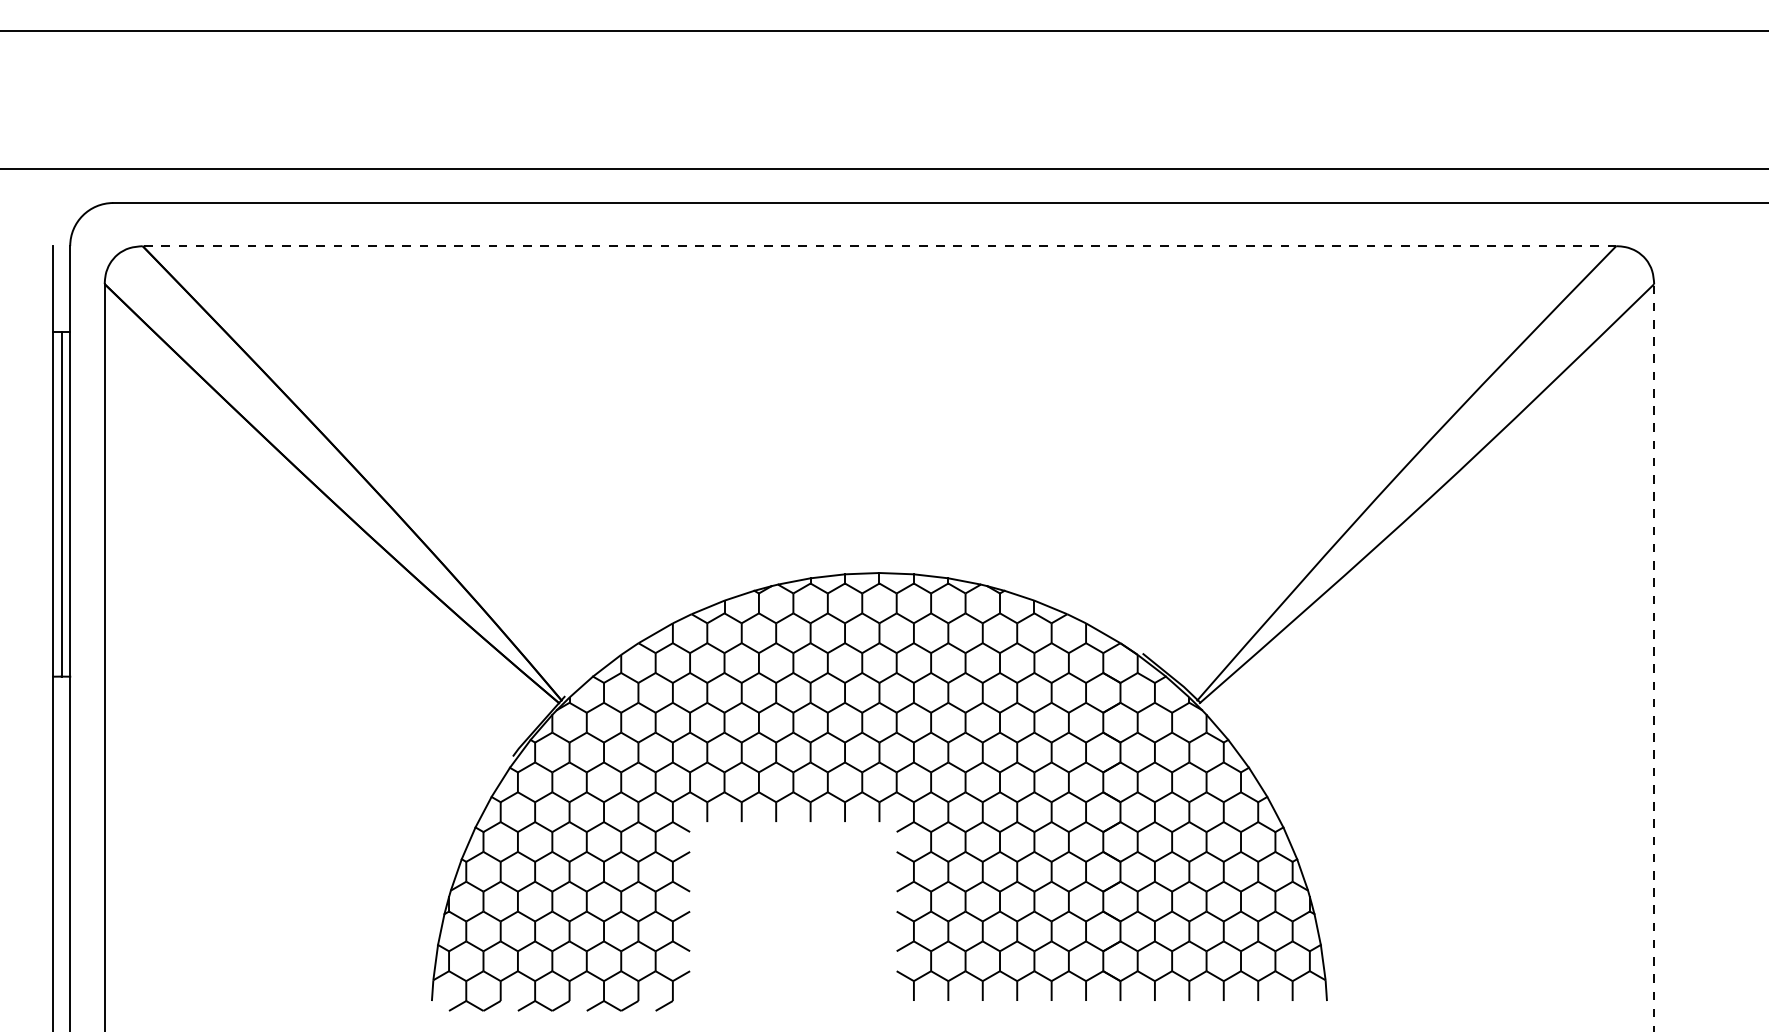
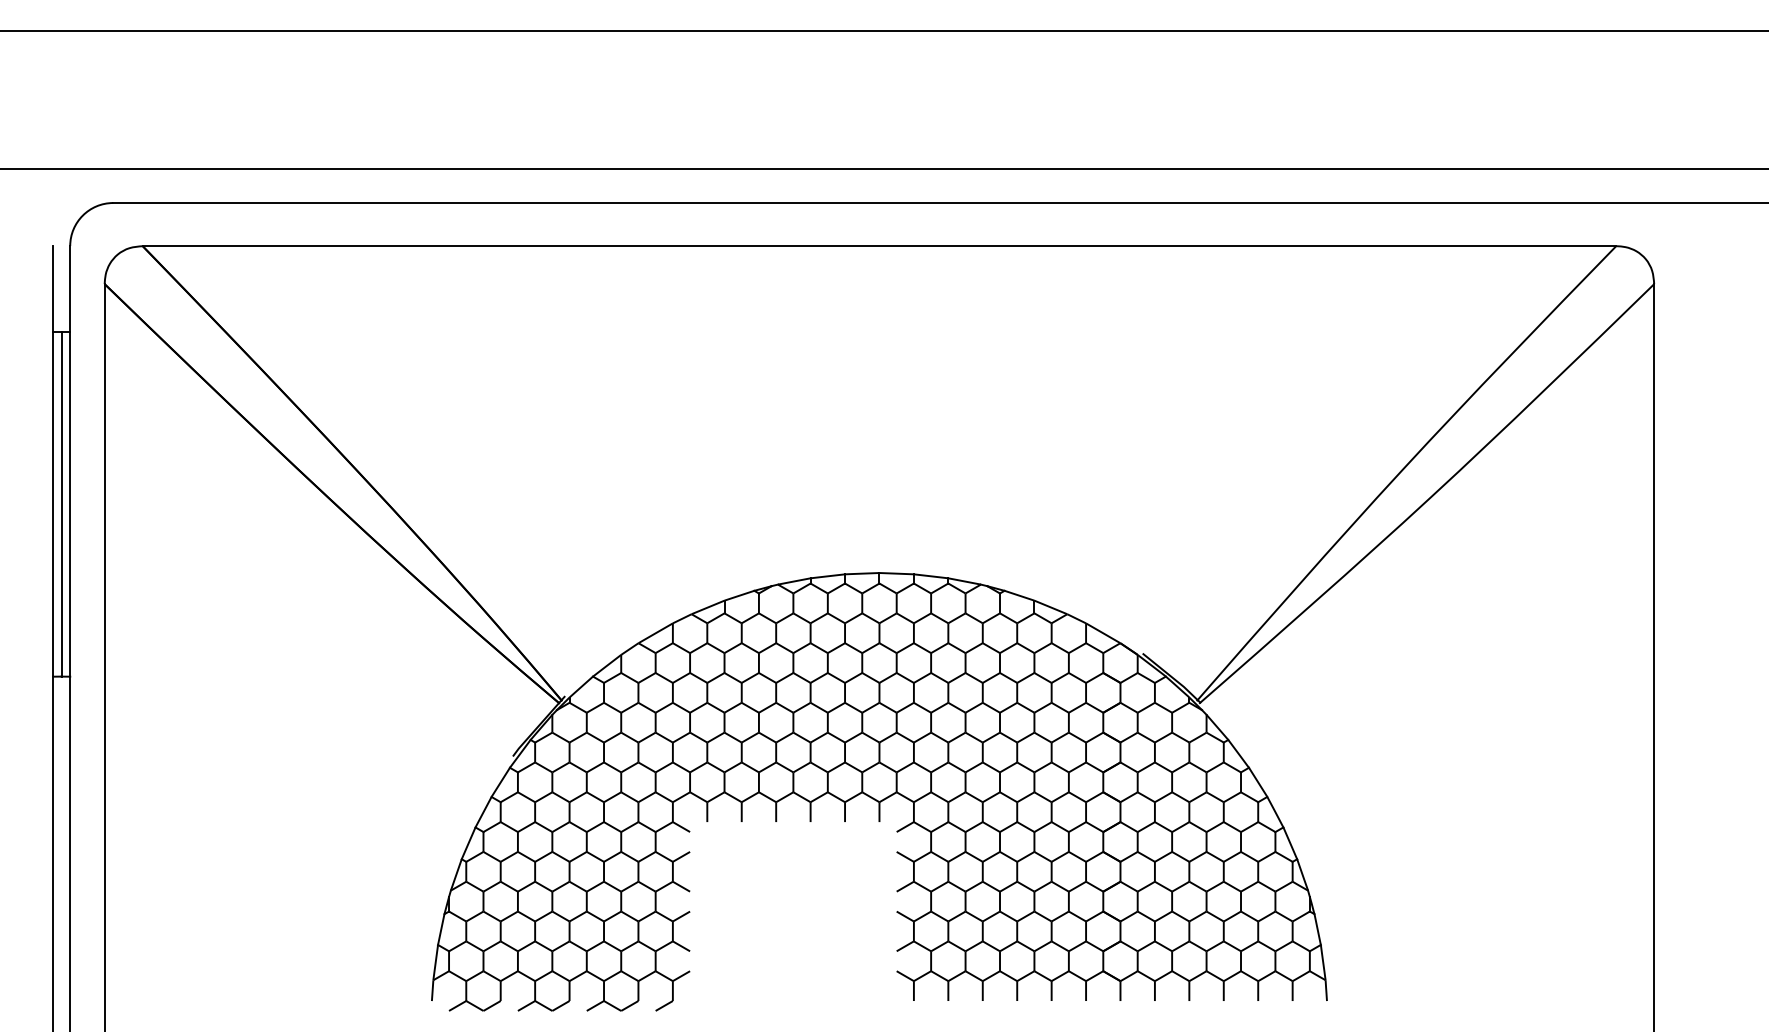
line: dashed -> solid (879, 246)
line: dashed -> solid (1654, 658)
